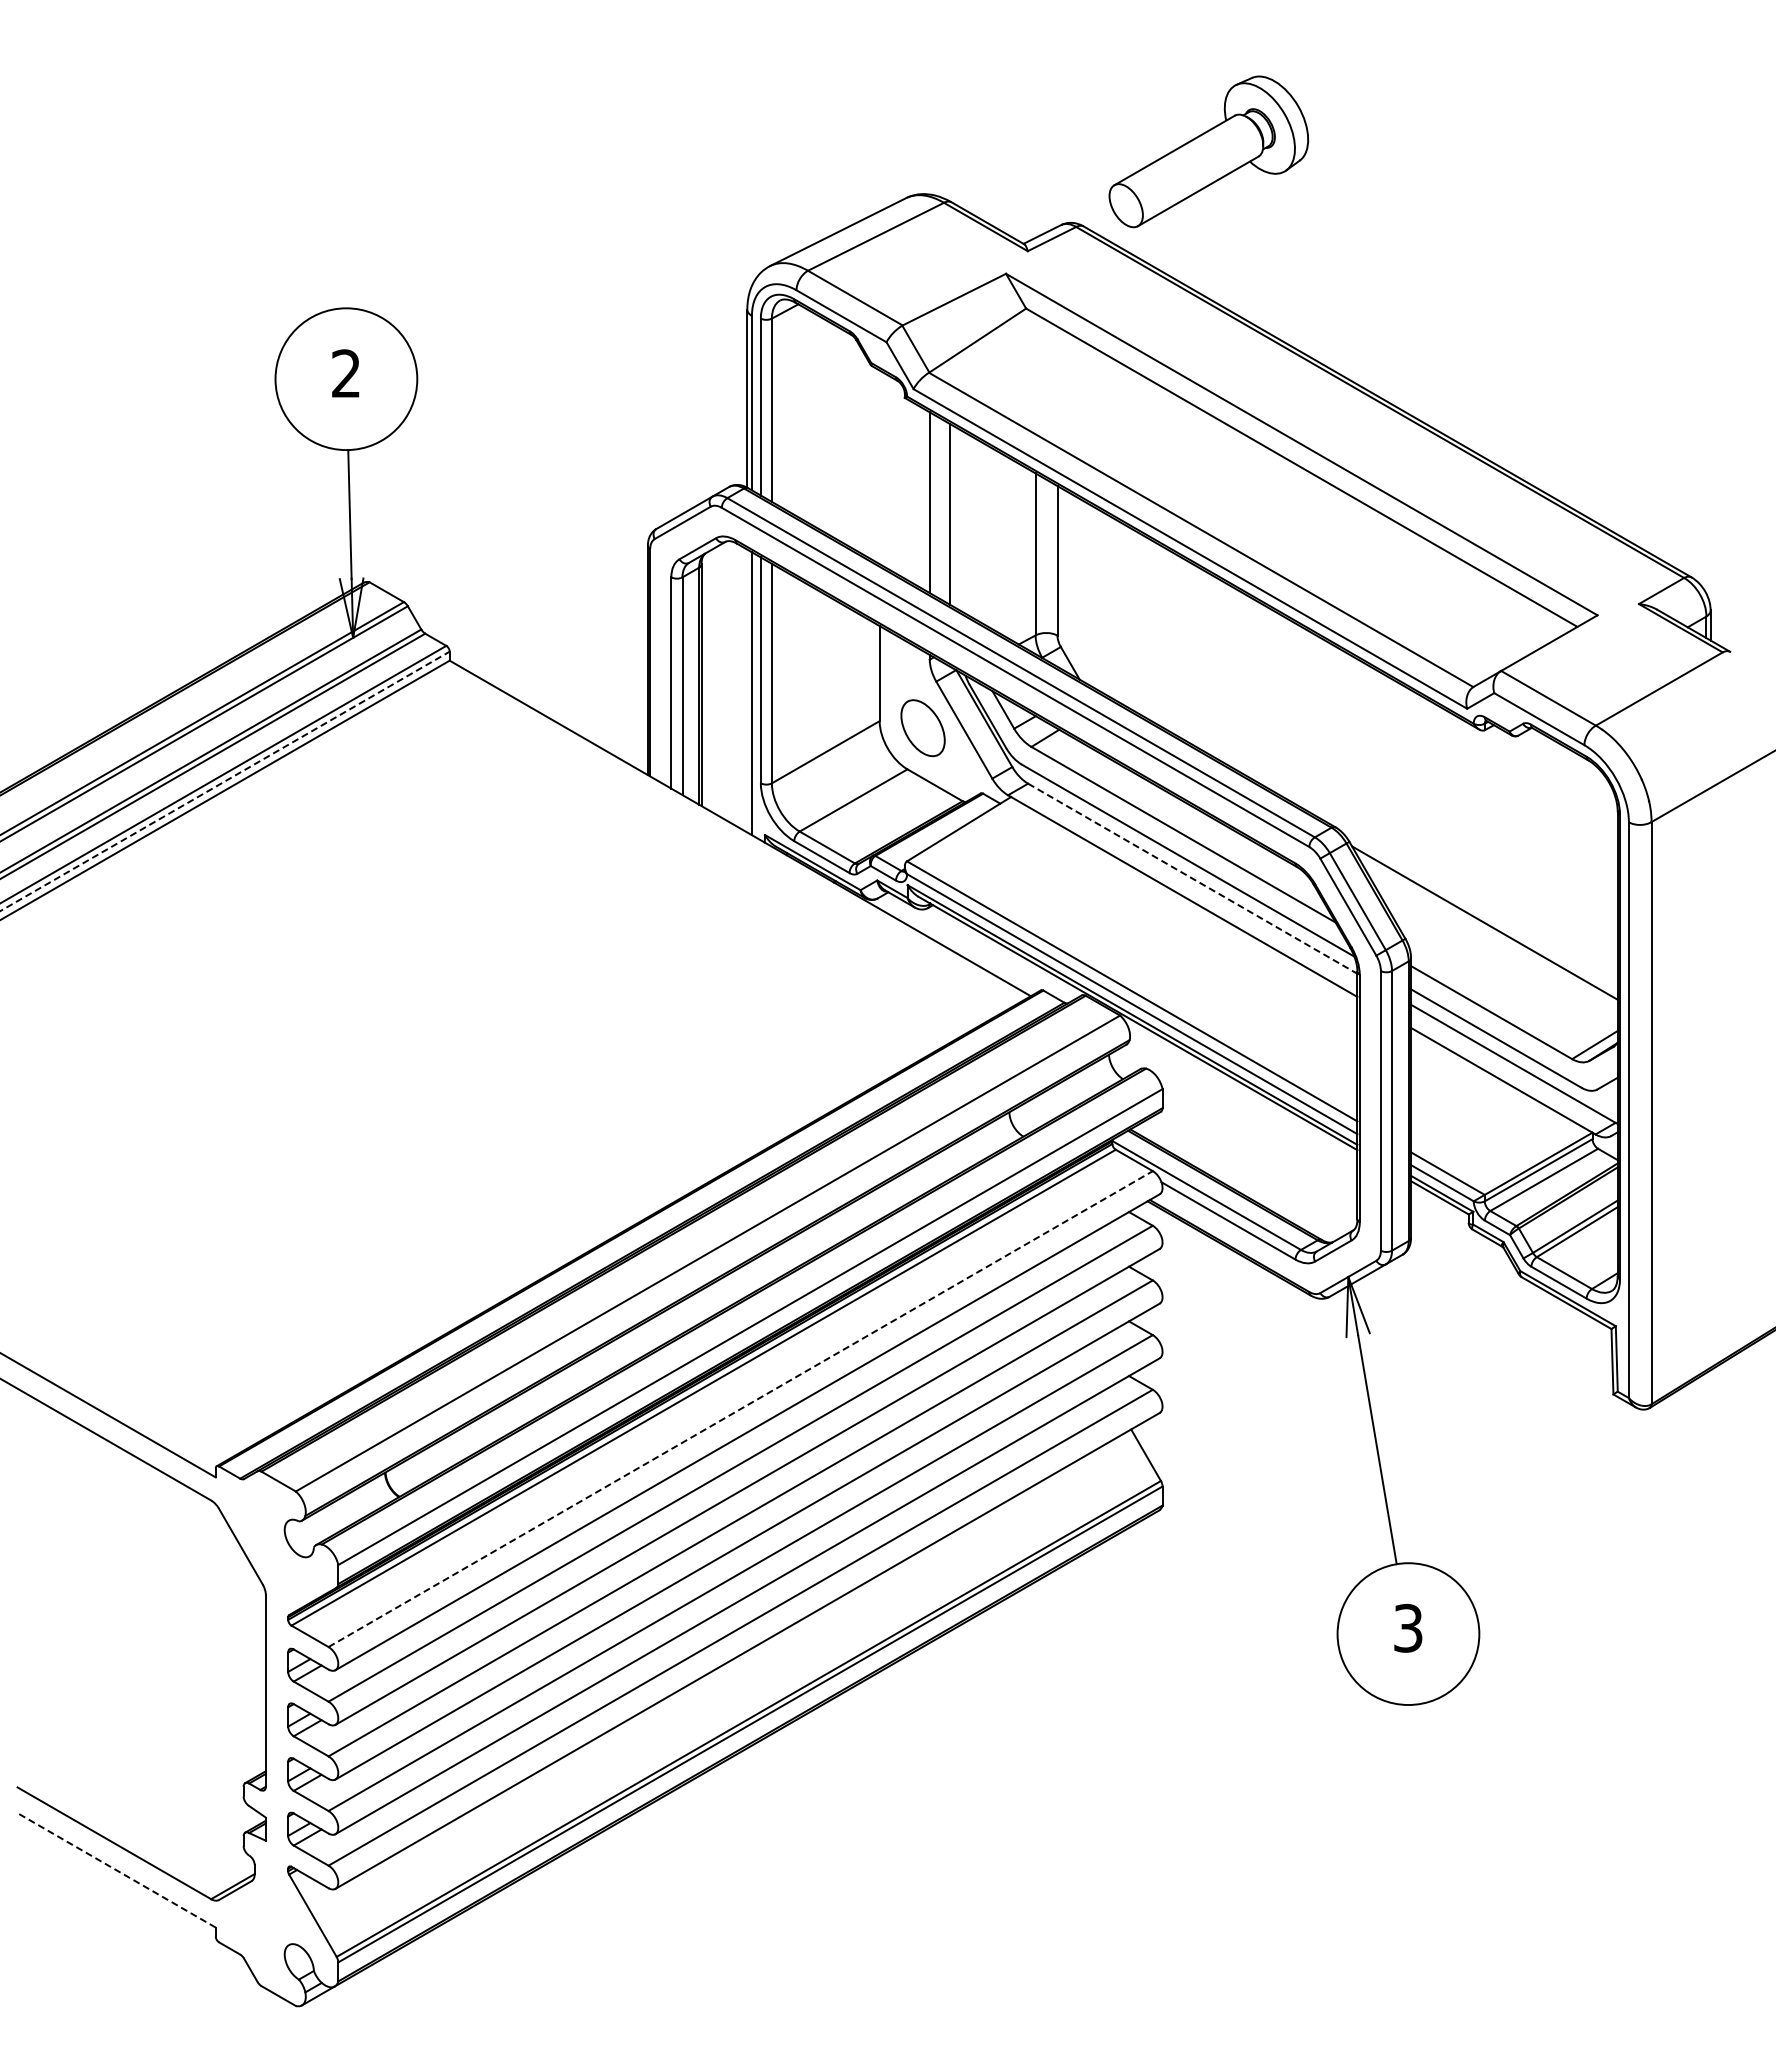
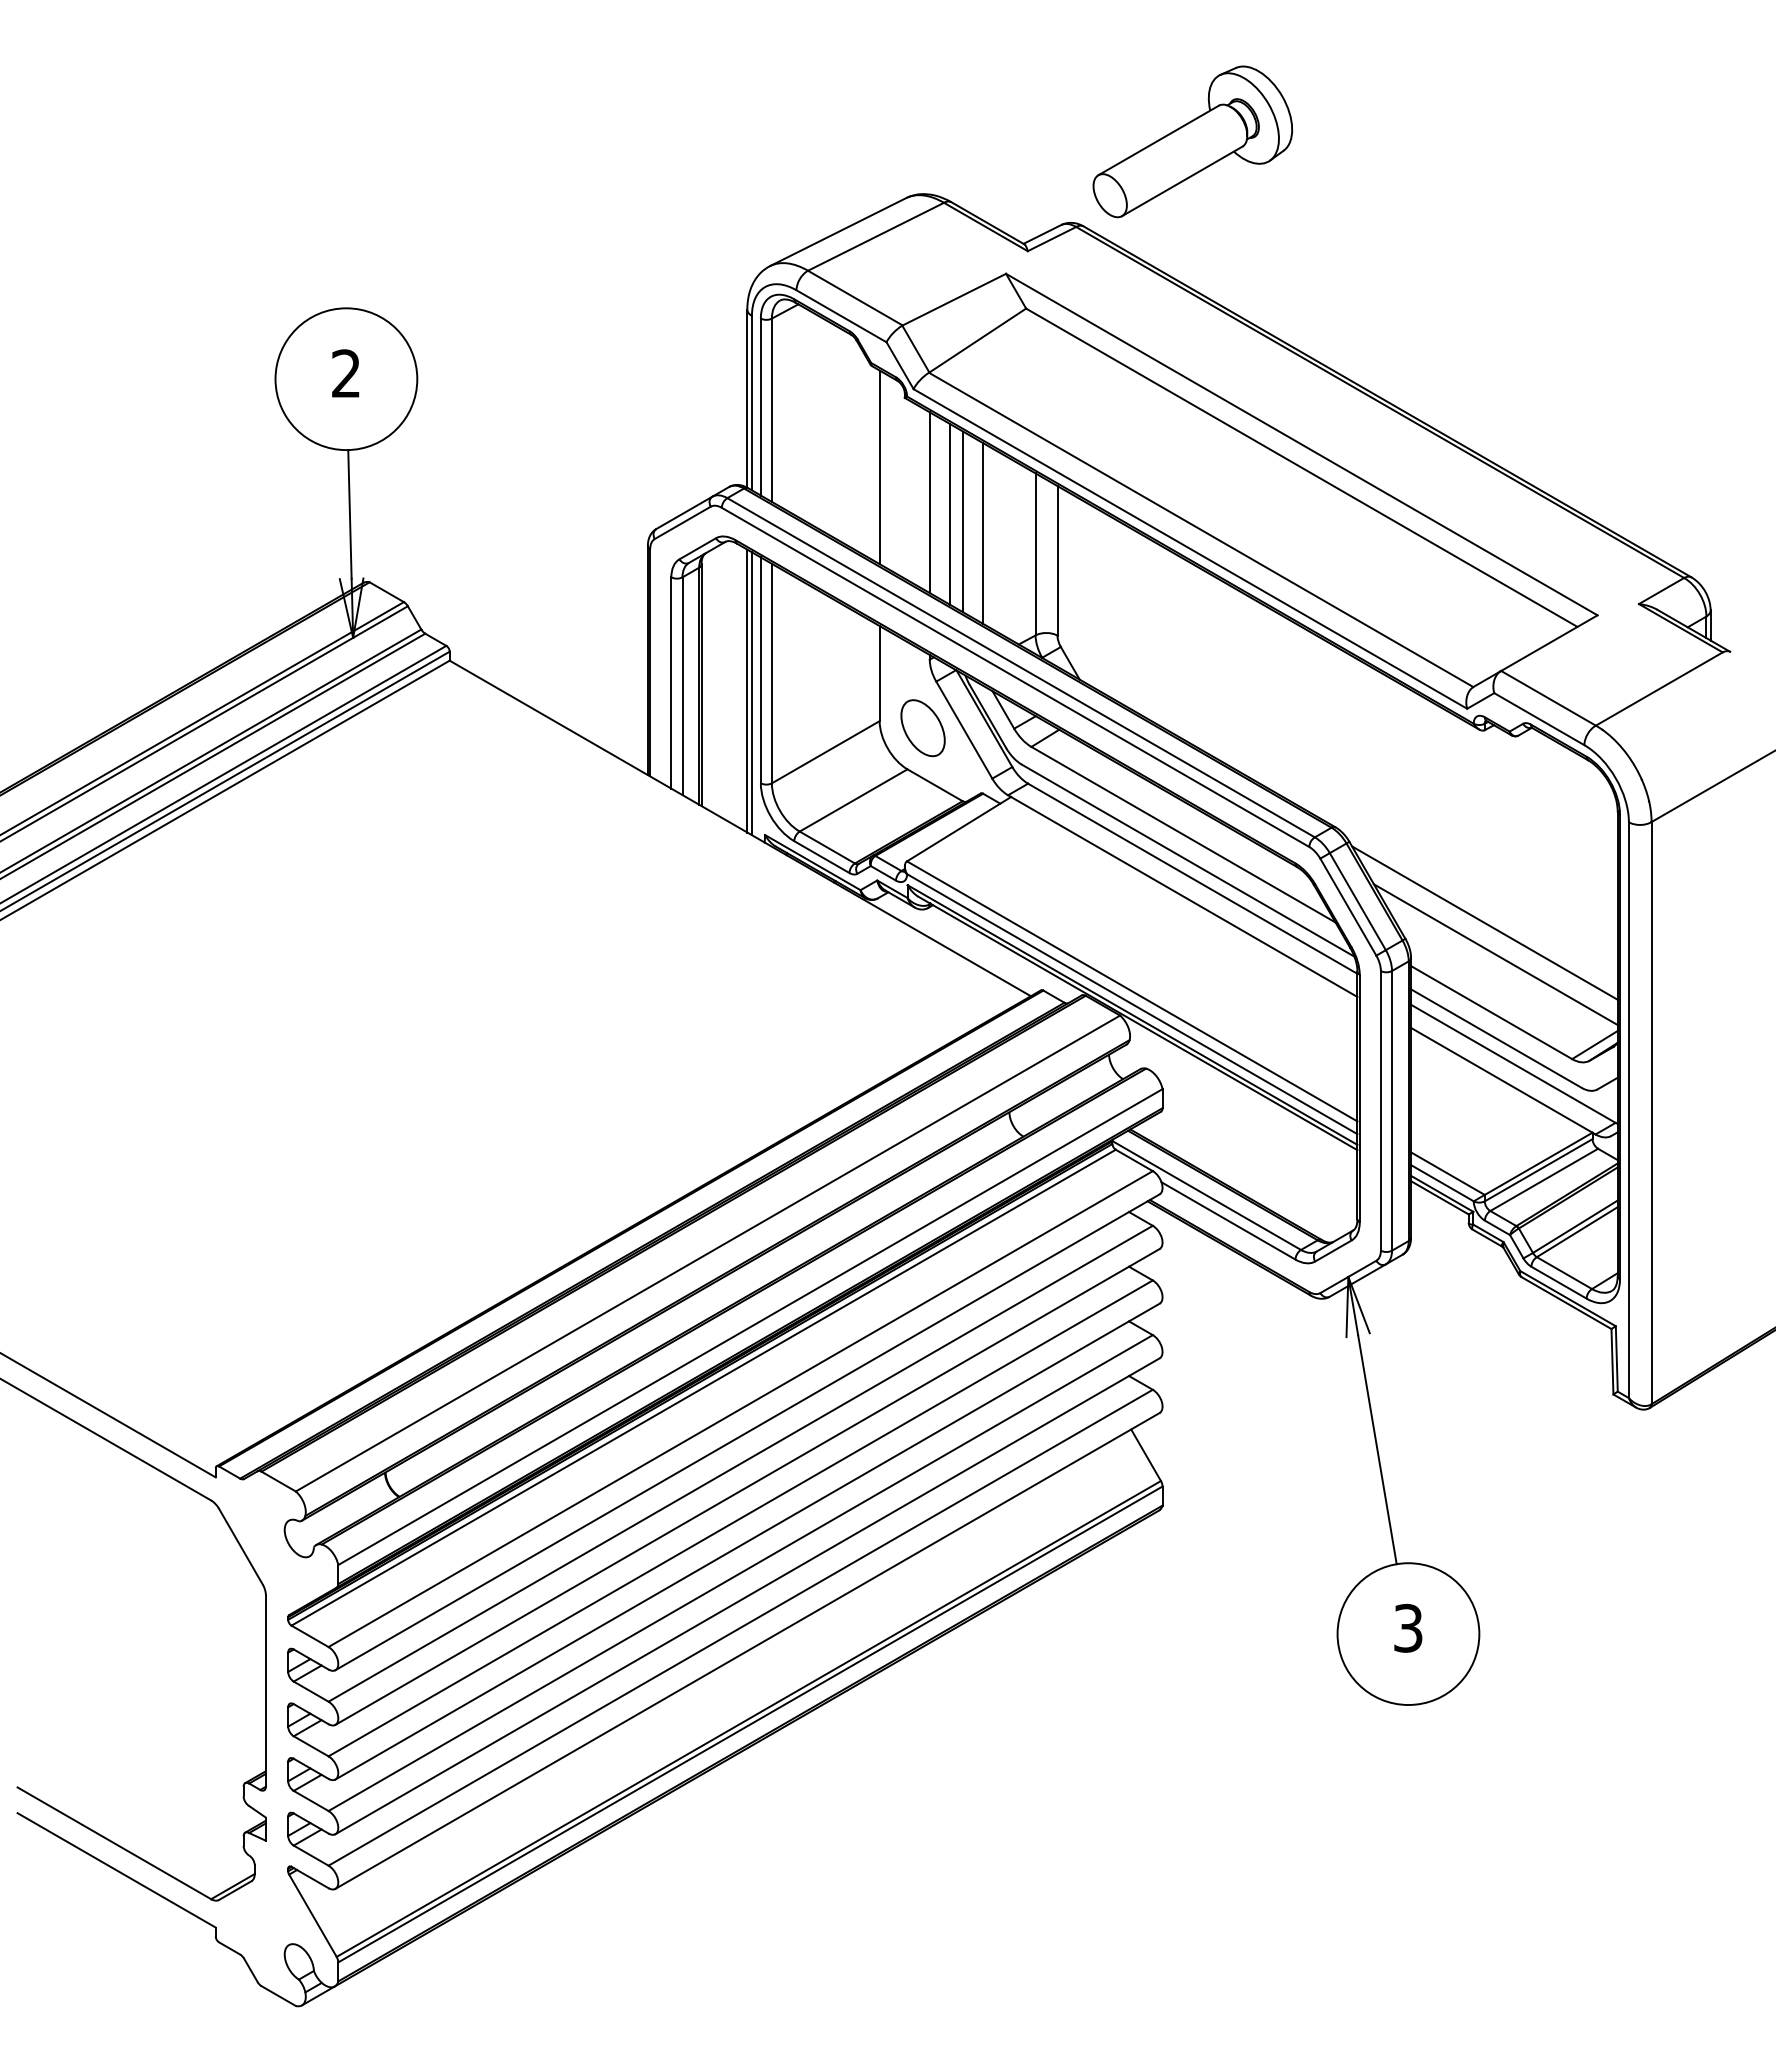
part position: (1208, 151) -> (1192, 141) (1192, 141)
line: none -> present (879, 467)
line: none -> present (963, 521)
line: none -> present (983, 533)
line: none -> present (747, 690)
line: dashed -> solid (225, 781)
line: dashed -> solid (1193, 879)
line: none -> present (1495, 954)
line: dashed -> solid (740, 1409)
line: dashed -> solid (116, 1870)
